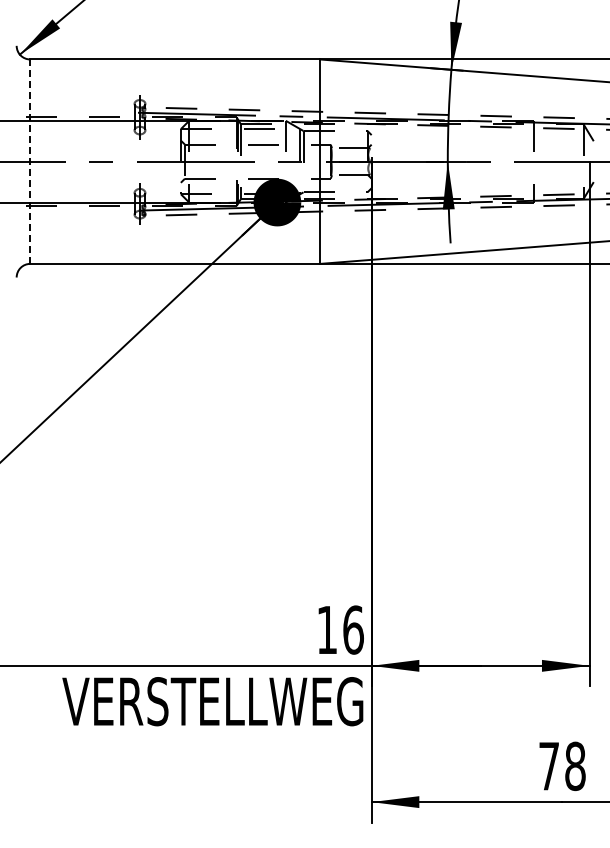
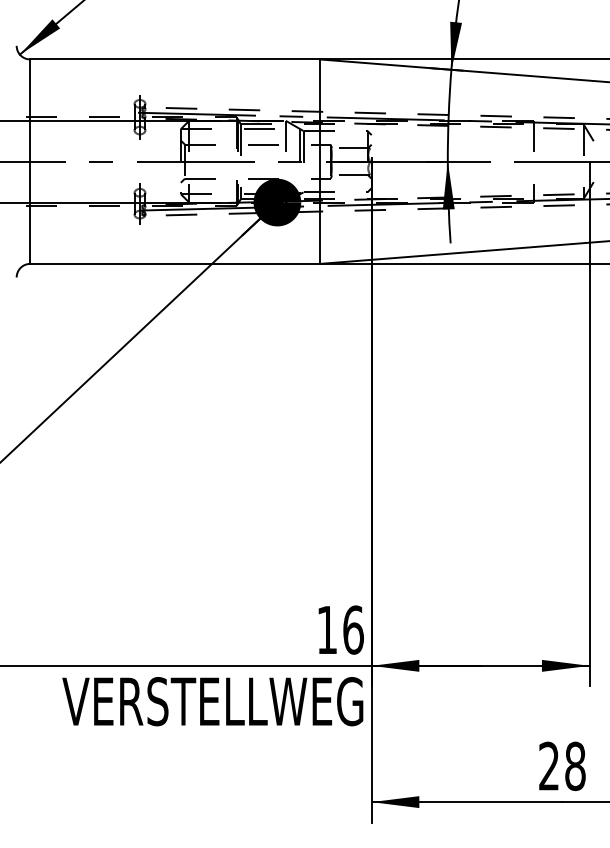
line: dashed -> solid (30, 162)
text: 78 -> 28 (548, 765)
